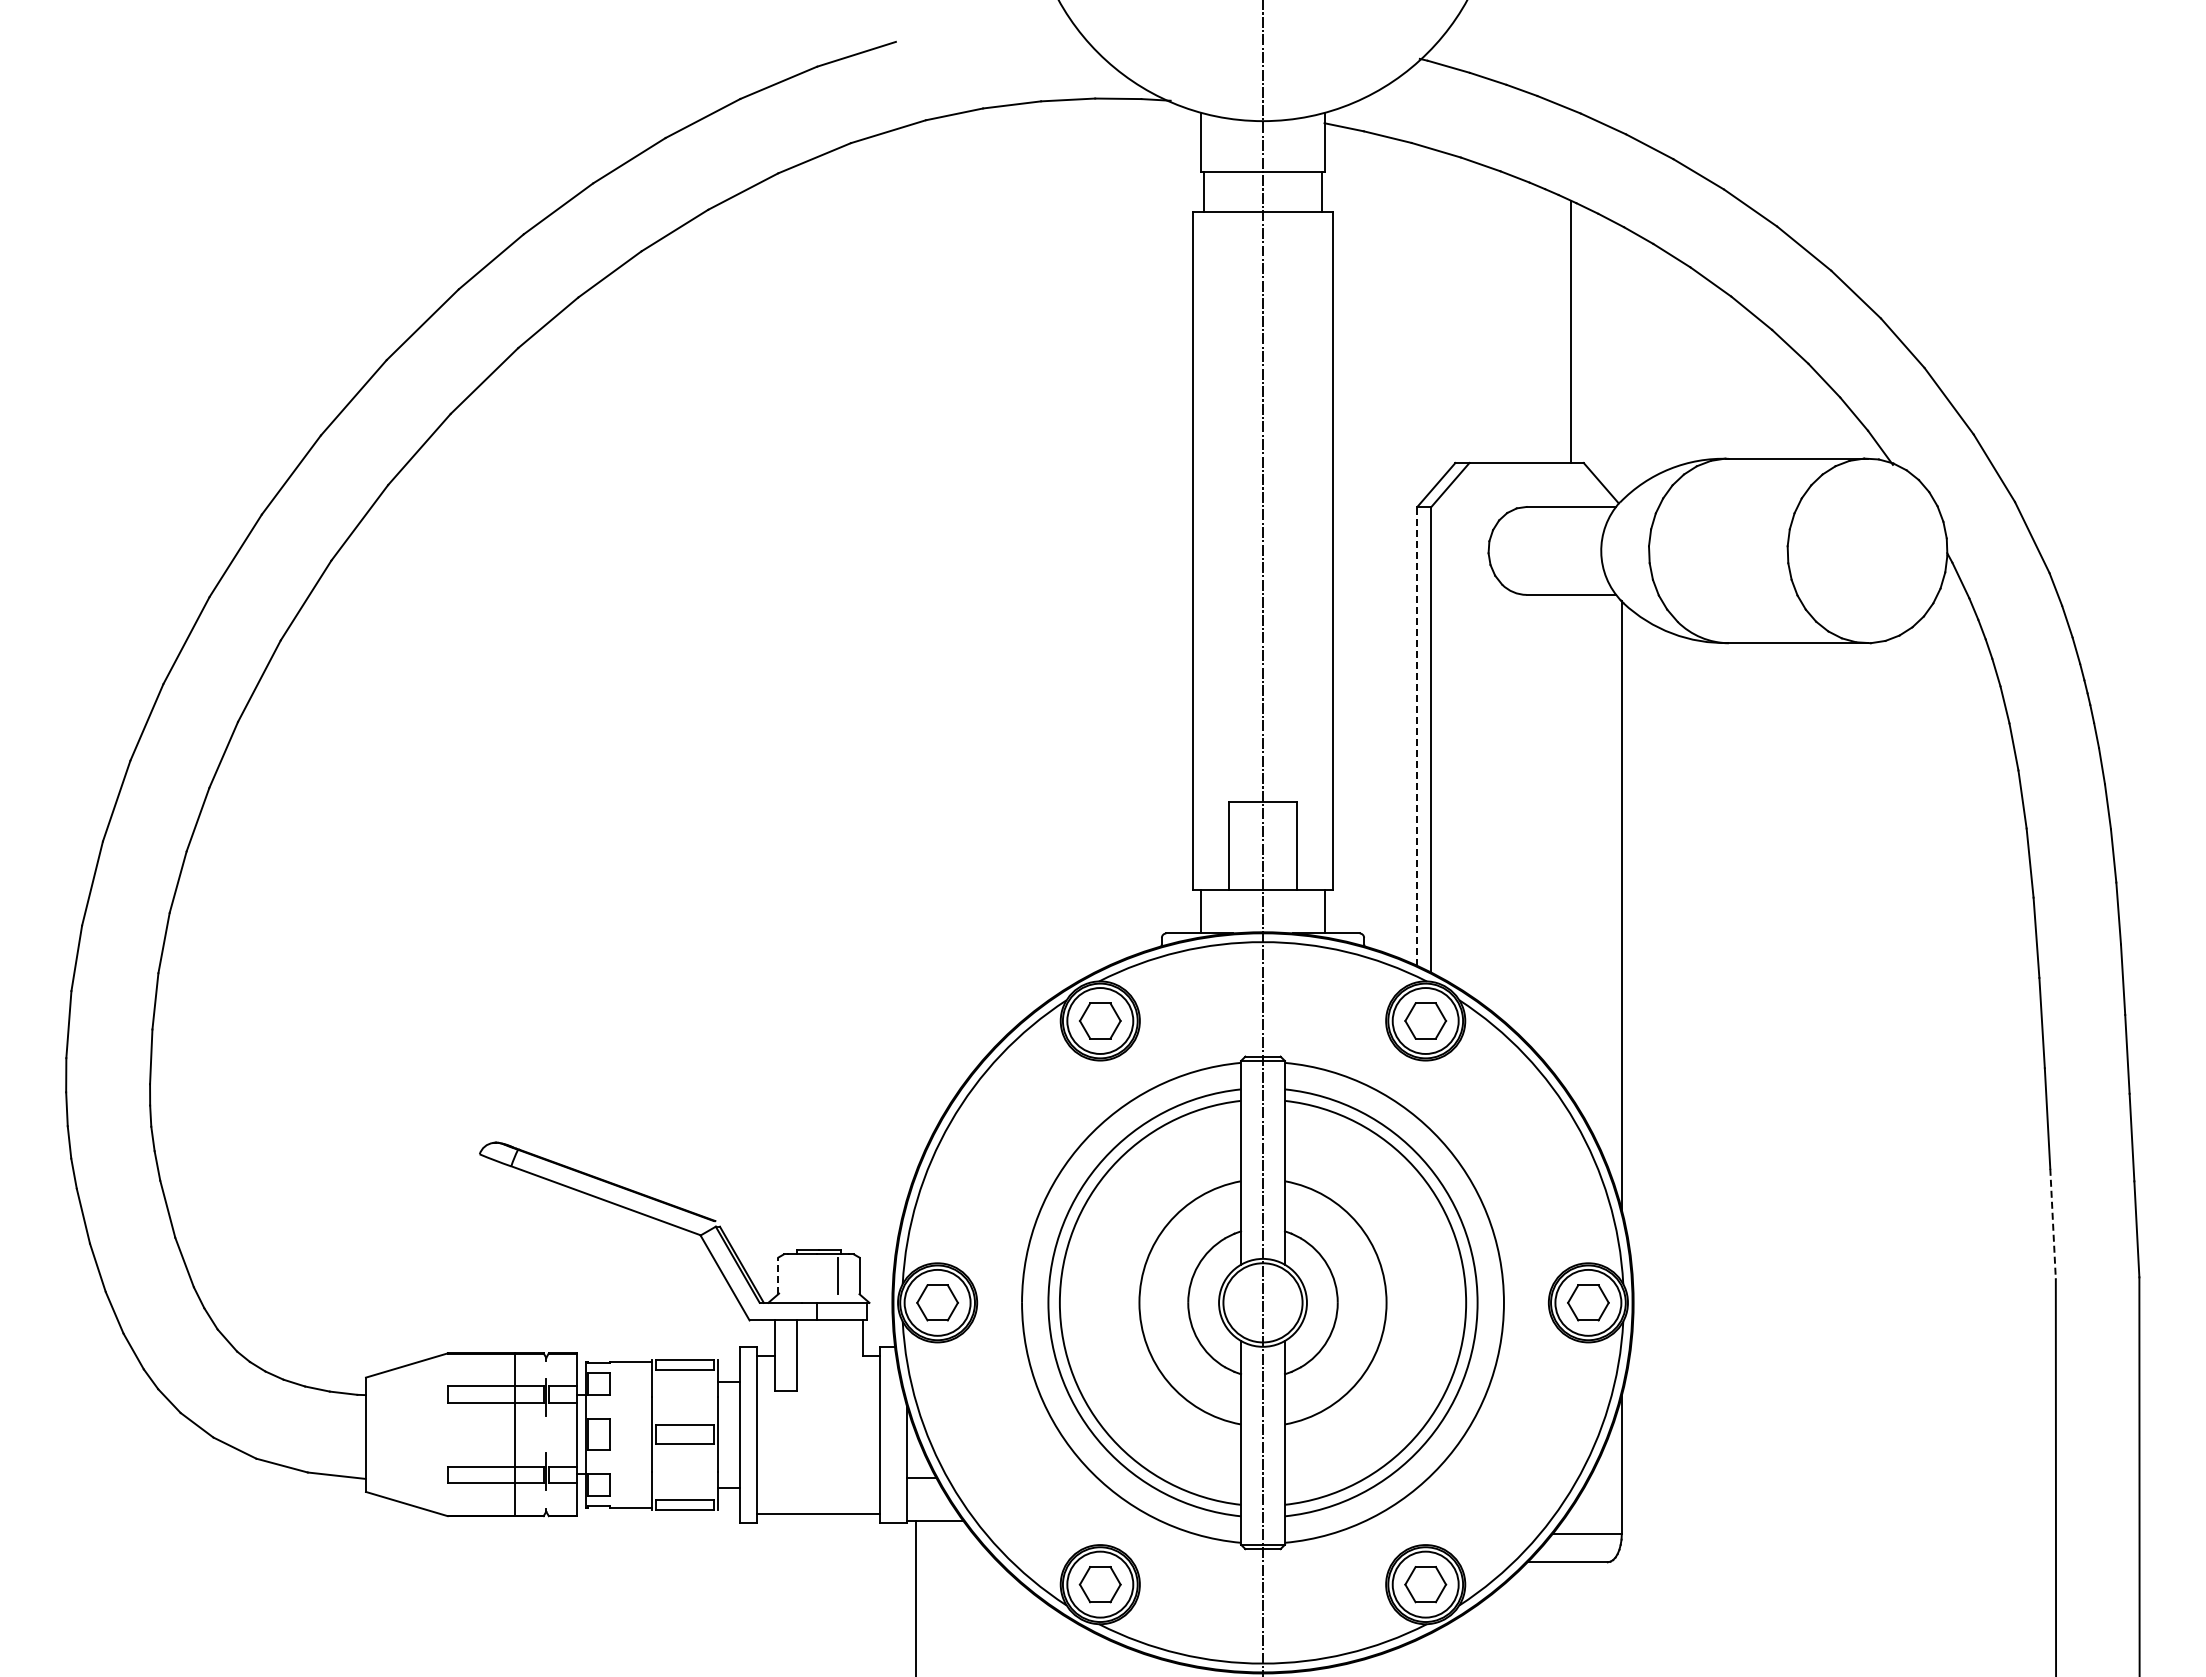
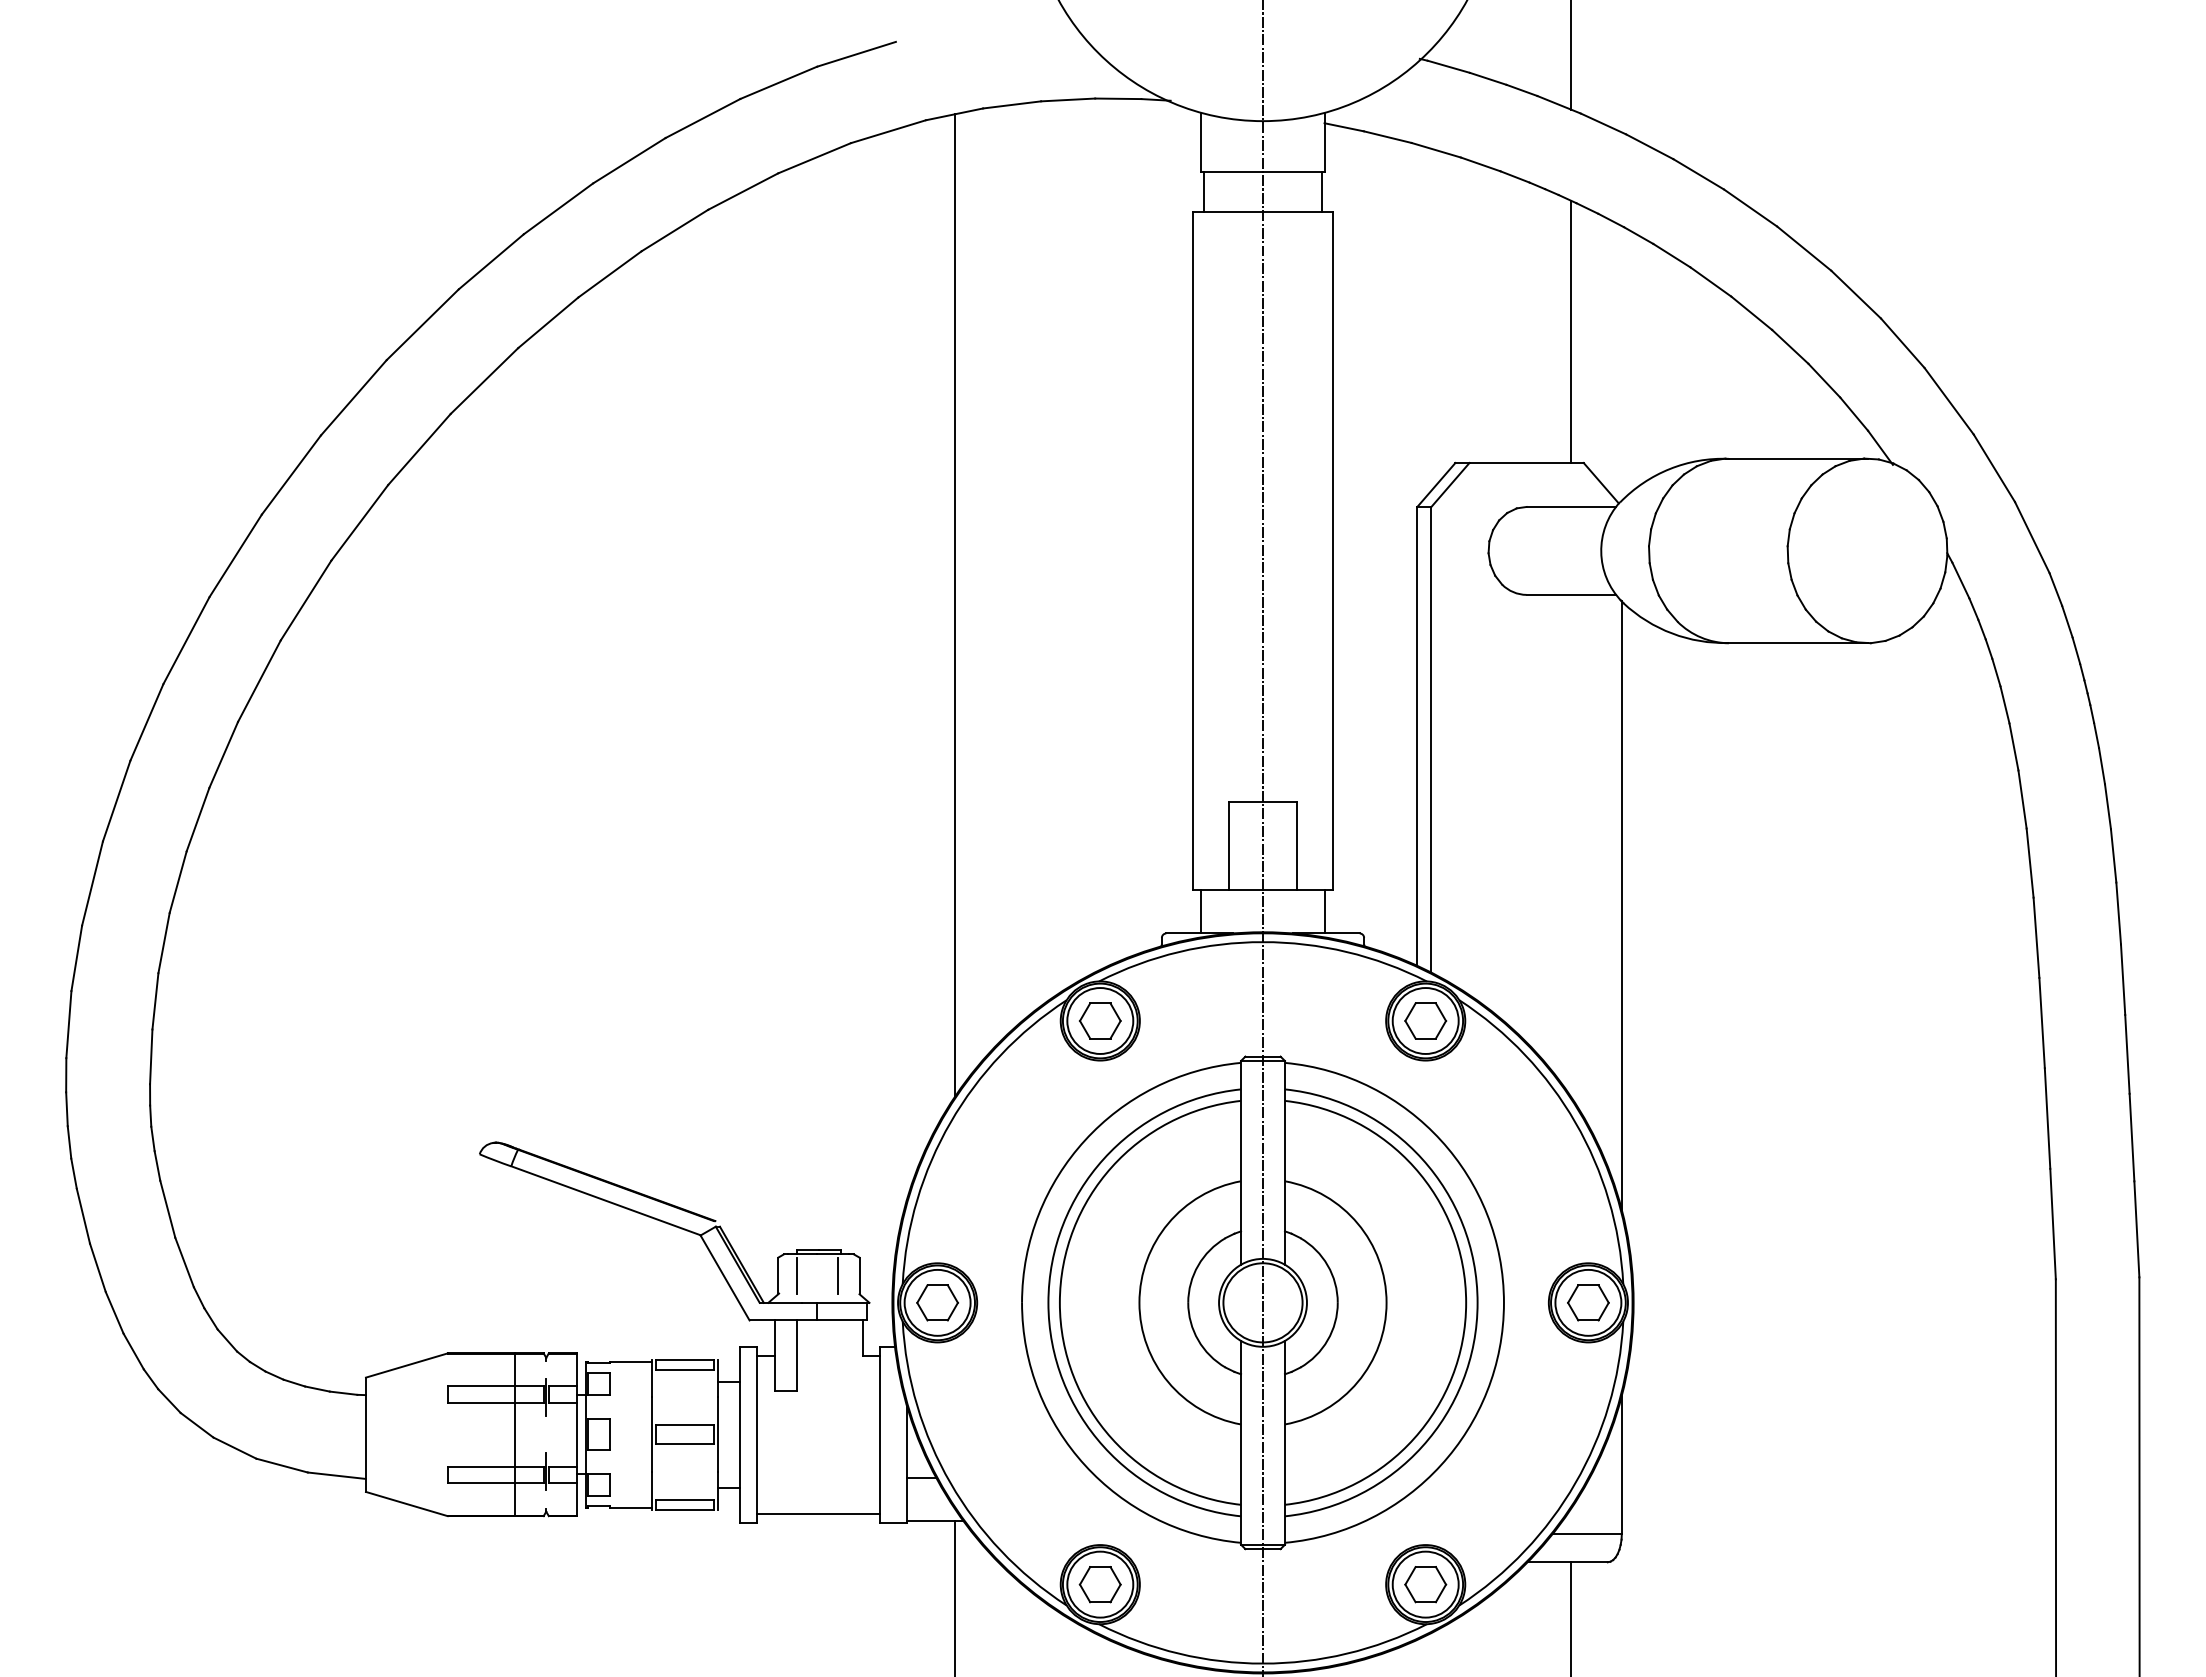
line: none -> present (1570, 55)
line: none -> present (955, 605)
line: dashed -> solid (1417, 735)
line: dashed -> solid (2053, 1224)
line: dashed -> solid (778, 1275)
line: none -> present (797, 1275)
line position: (916, 1597) -> (955, 1597) (955, 1597)
line: none -> present (1570, 1617)
